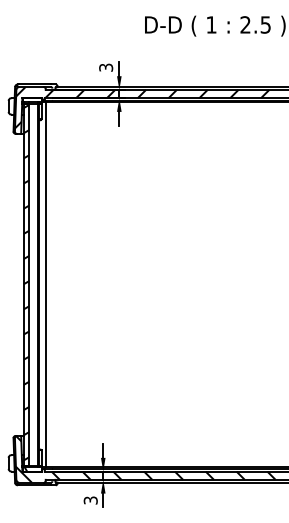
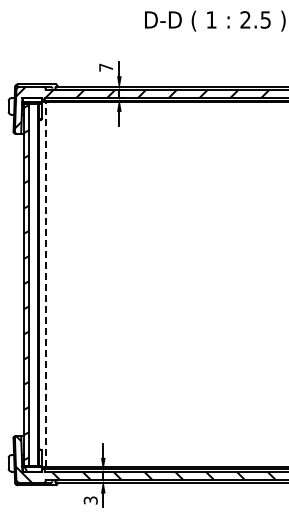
text position: (215, 25) -> (215, 20) (215, 20)
text: 3 -> 7 (106, 67)
line: solid -> dashed (45, 284)
